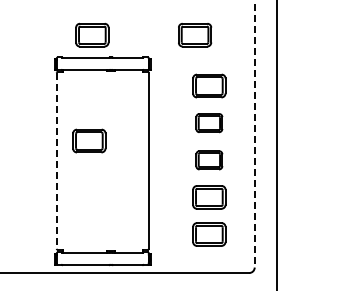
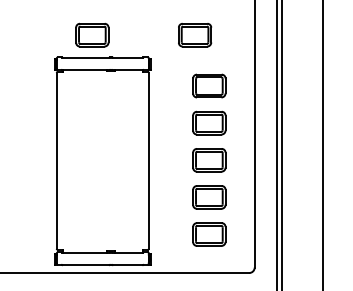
part size: 29x21 px -> 35x26 px (209, 122)
line: dashed -> solid (254, 134)
part: present -> none (89, 140)
line: none -> present (282, 144)
line: none -> present (323, 144)
line: dashed -> solid (56, 160)
part size: 29x21 px -> 35x25 px (209, 160)
